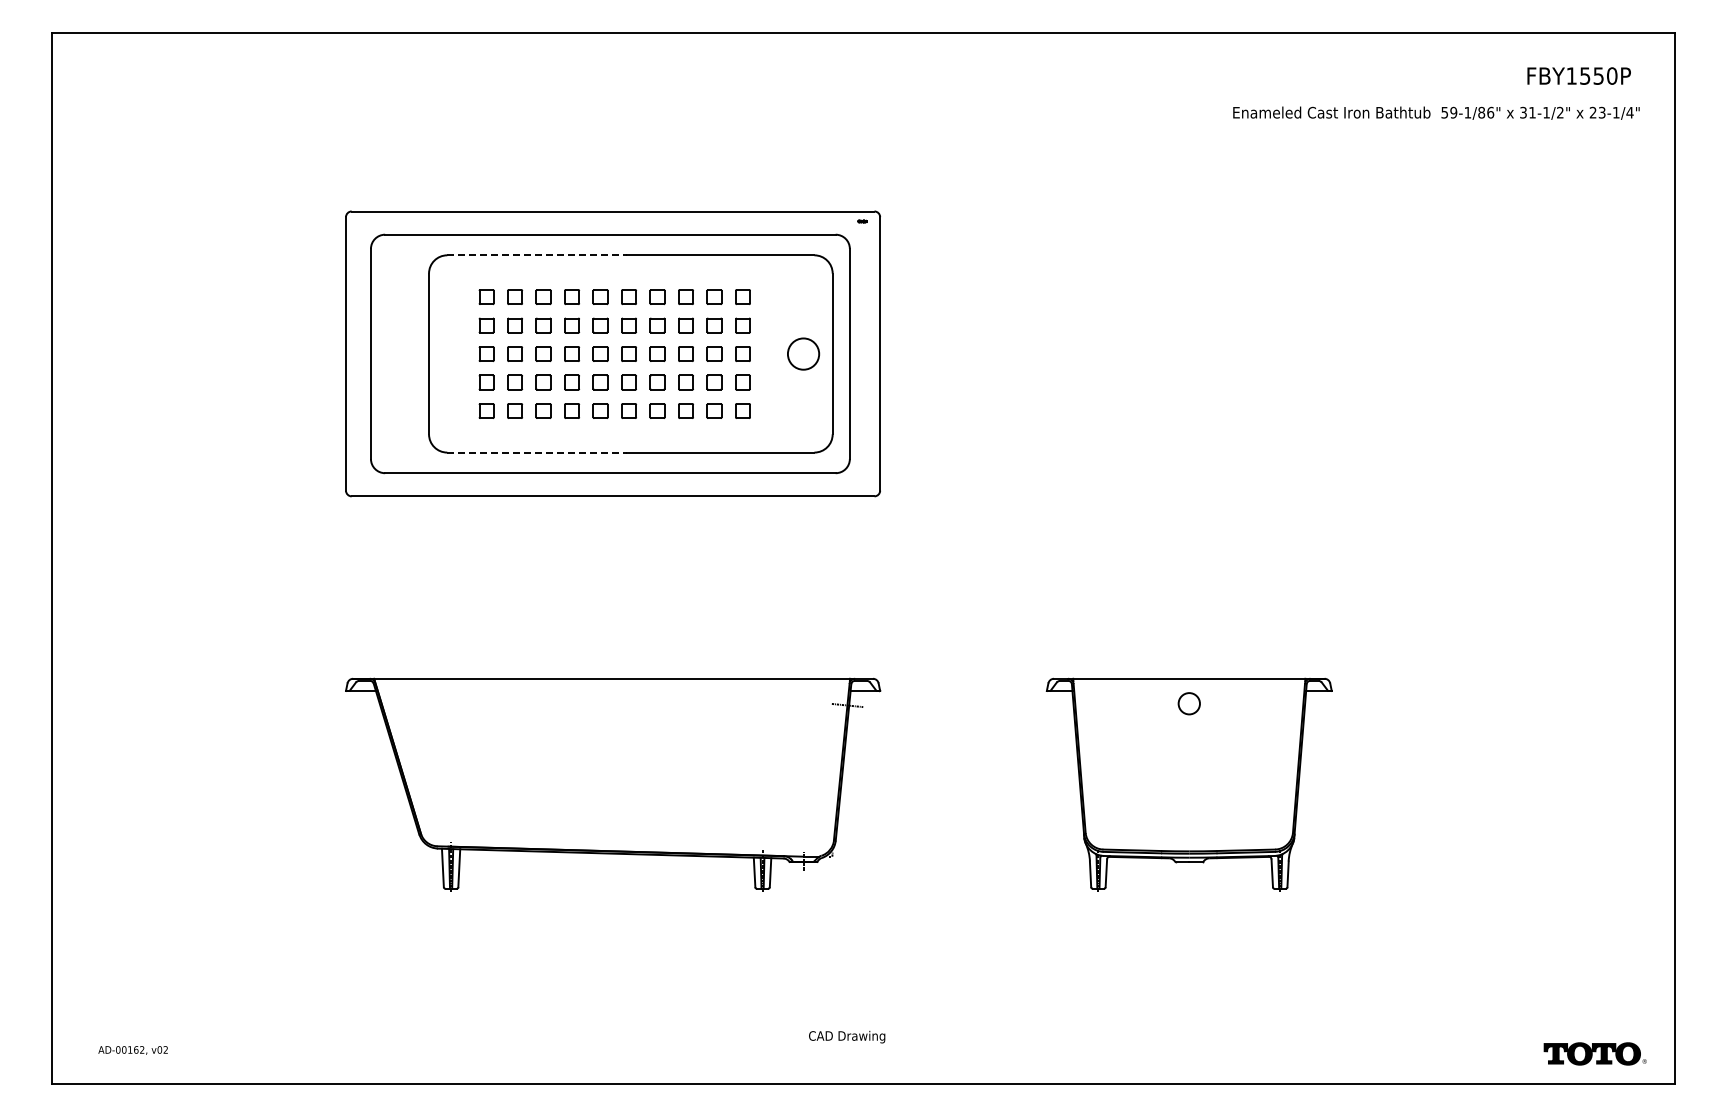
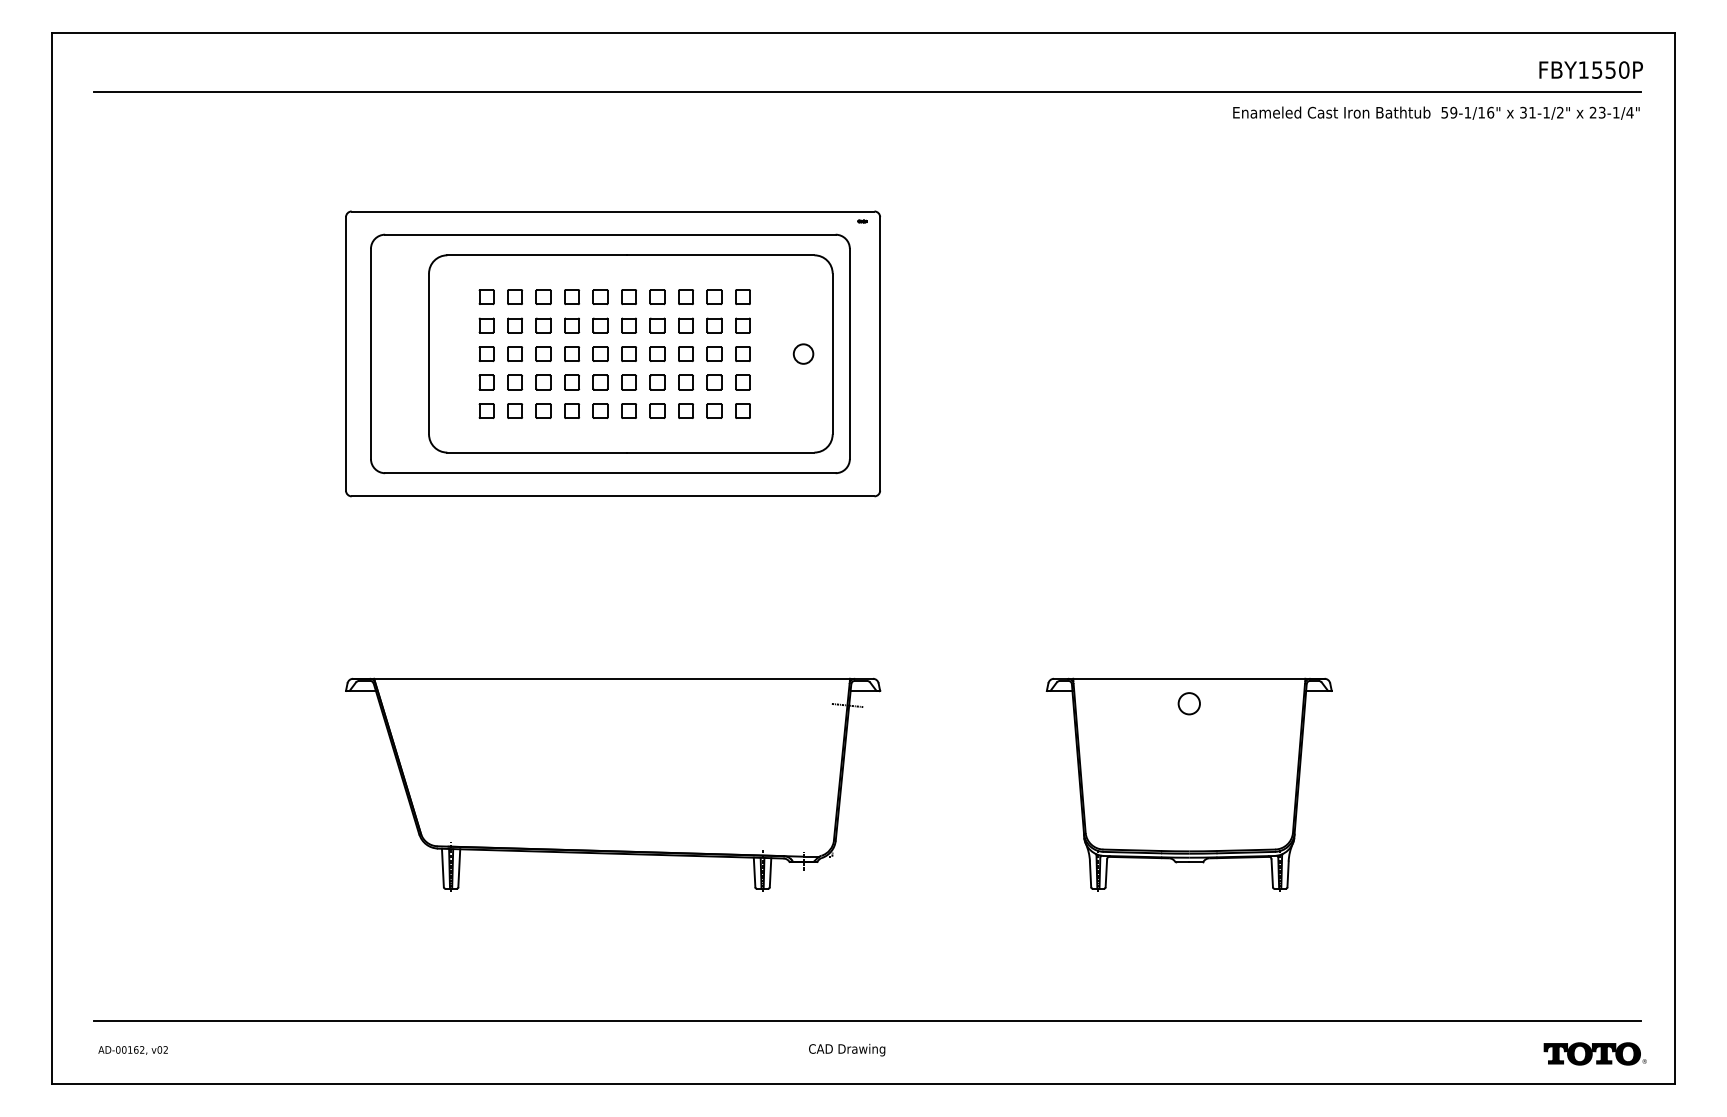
text position: (1578, 75) -> (1590, 69) (1590, 69)
line: none -> present (866, 91)
text: 59-1/86" -> 59-1/16" (1481, 112)
line: dashed -> solid (537, 255)
circle diameter: 31 px -> 20 px (803, 353)
line: dashed -> solid (537, 452)
line: none -> present (866, 1020)
text position: (847, 1036) -> (847, 1049) (847, 1049)
